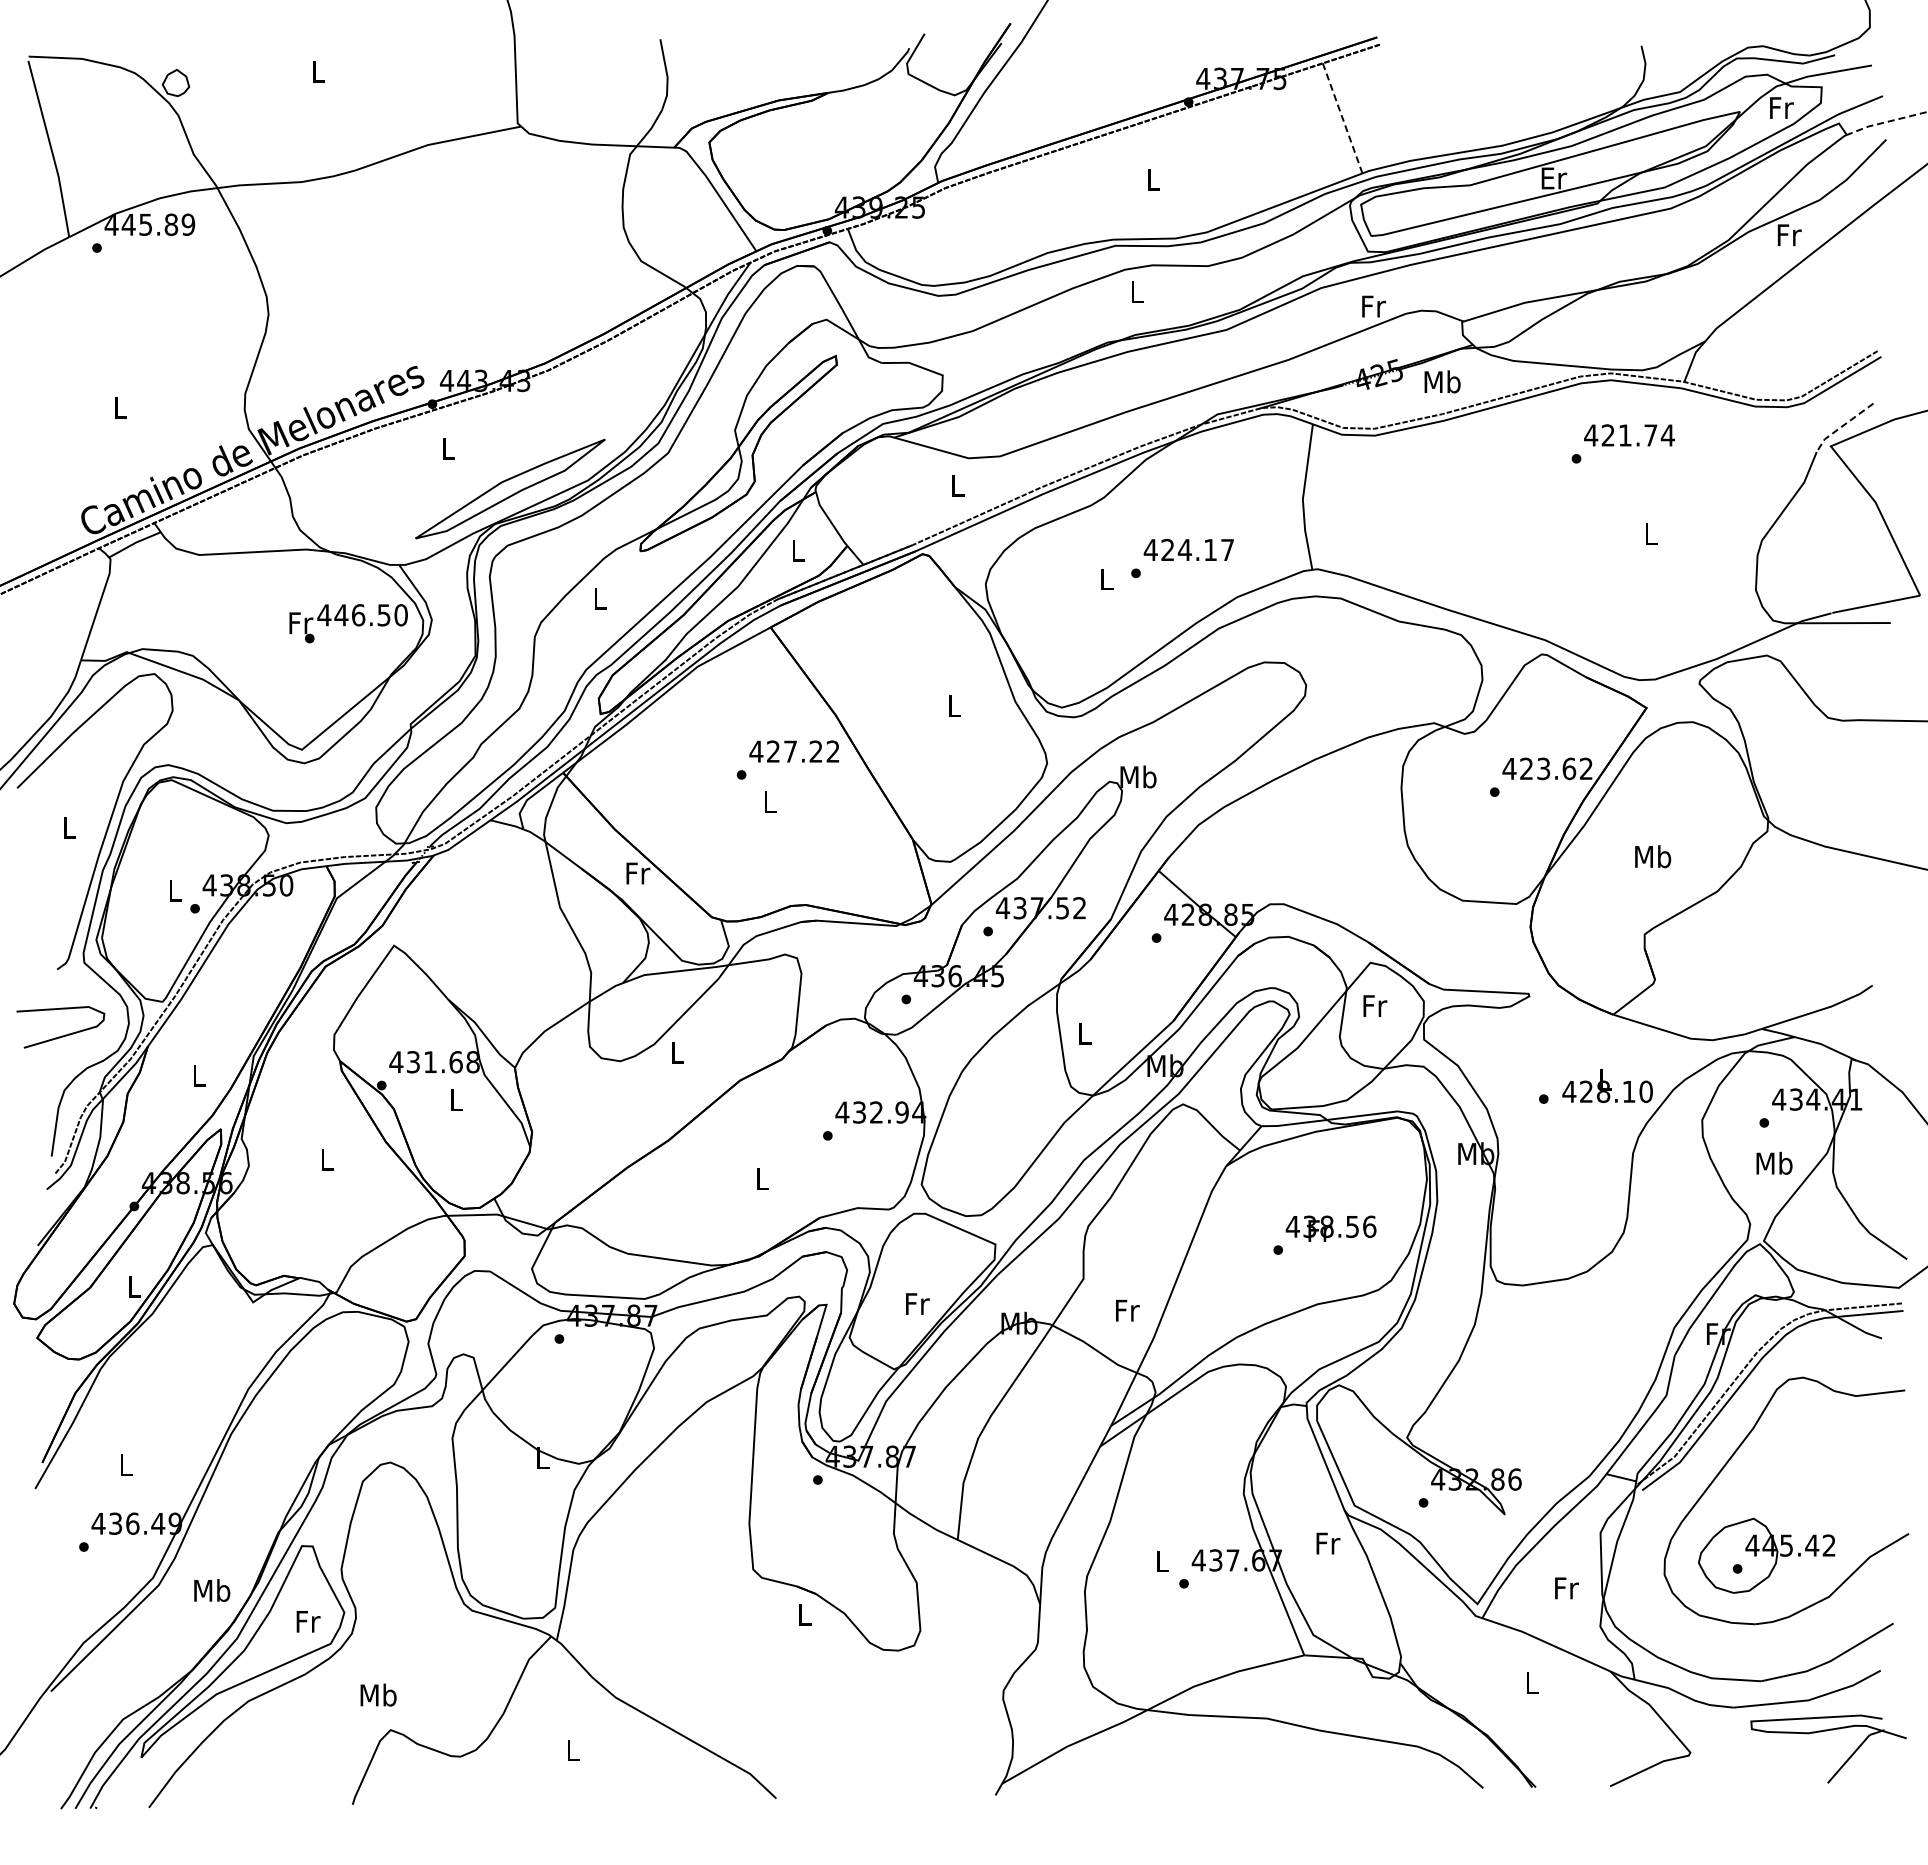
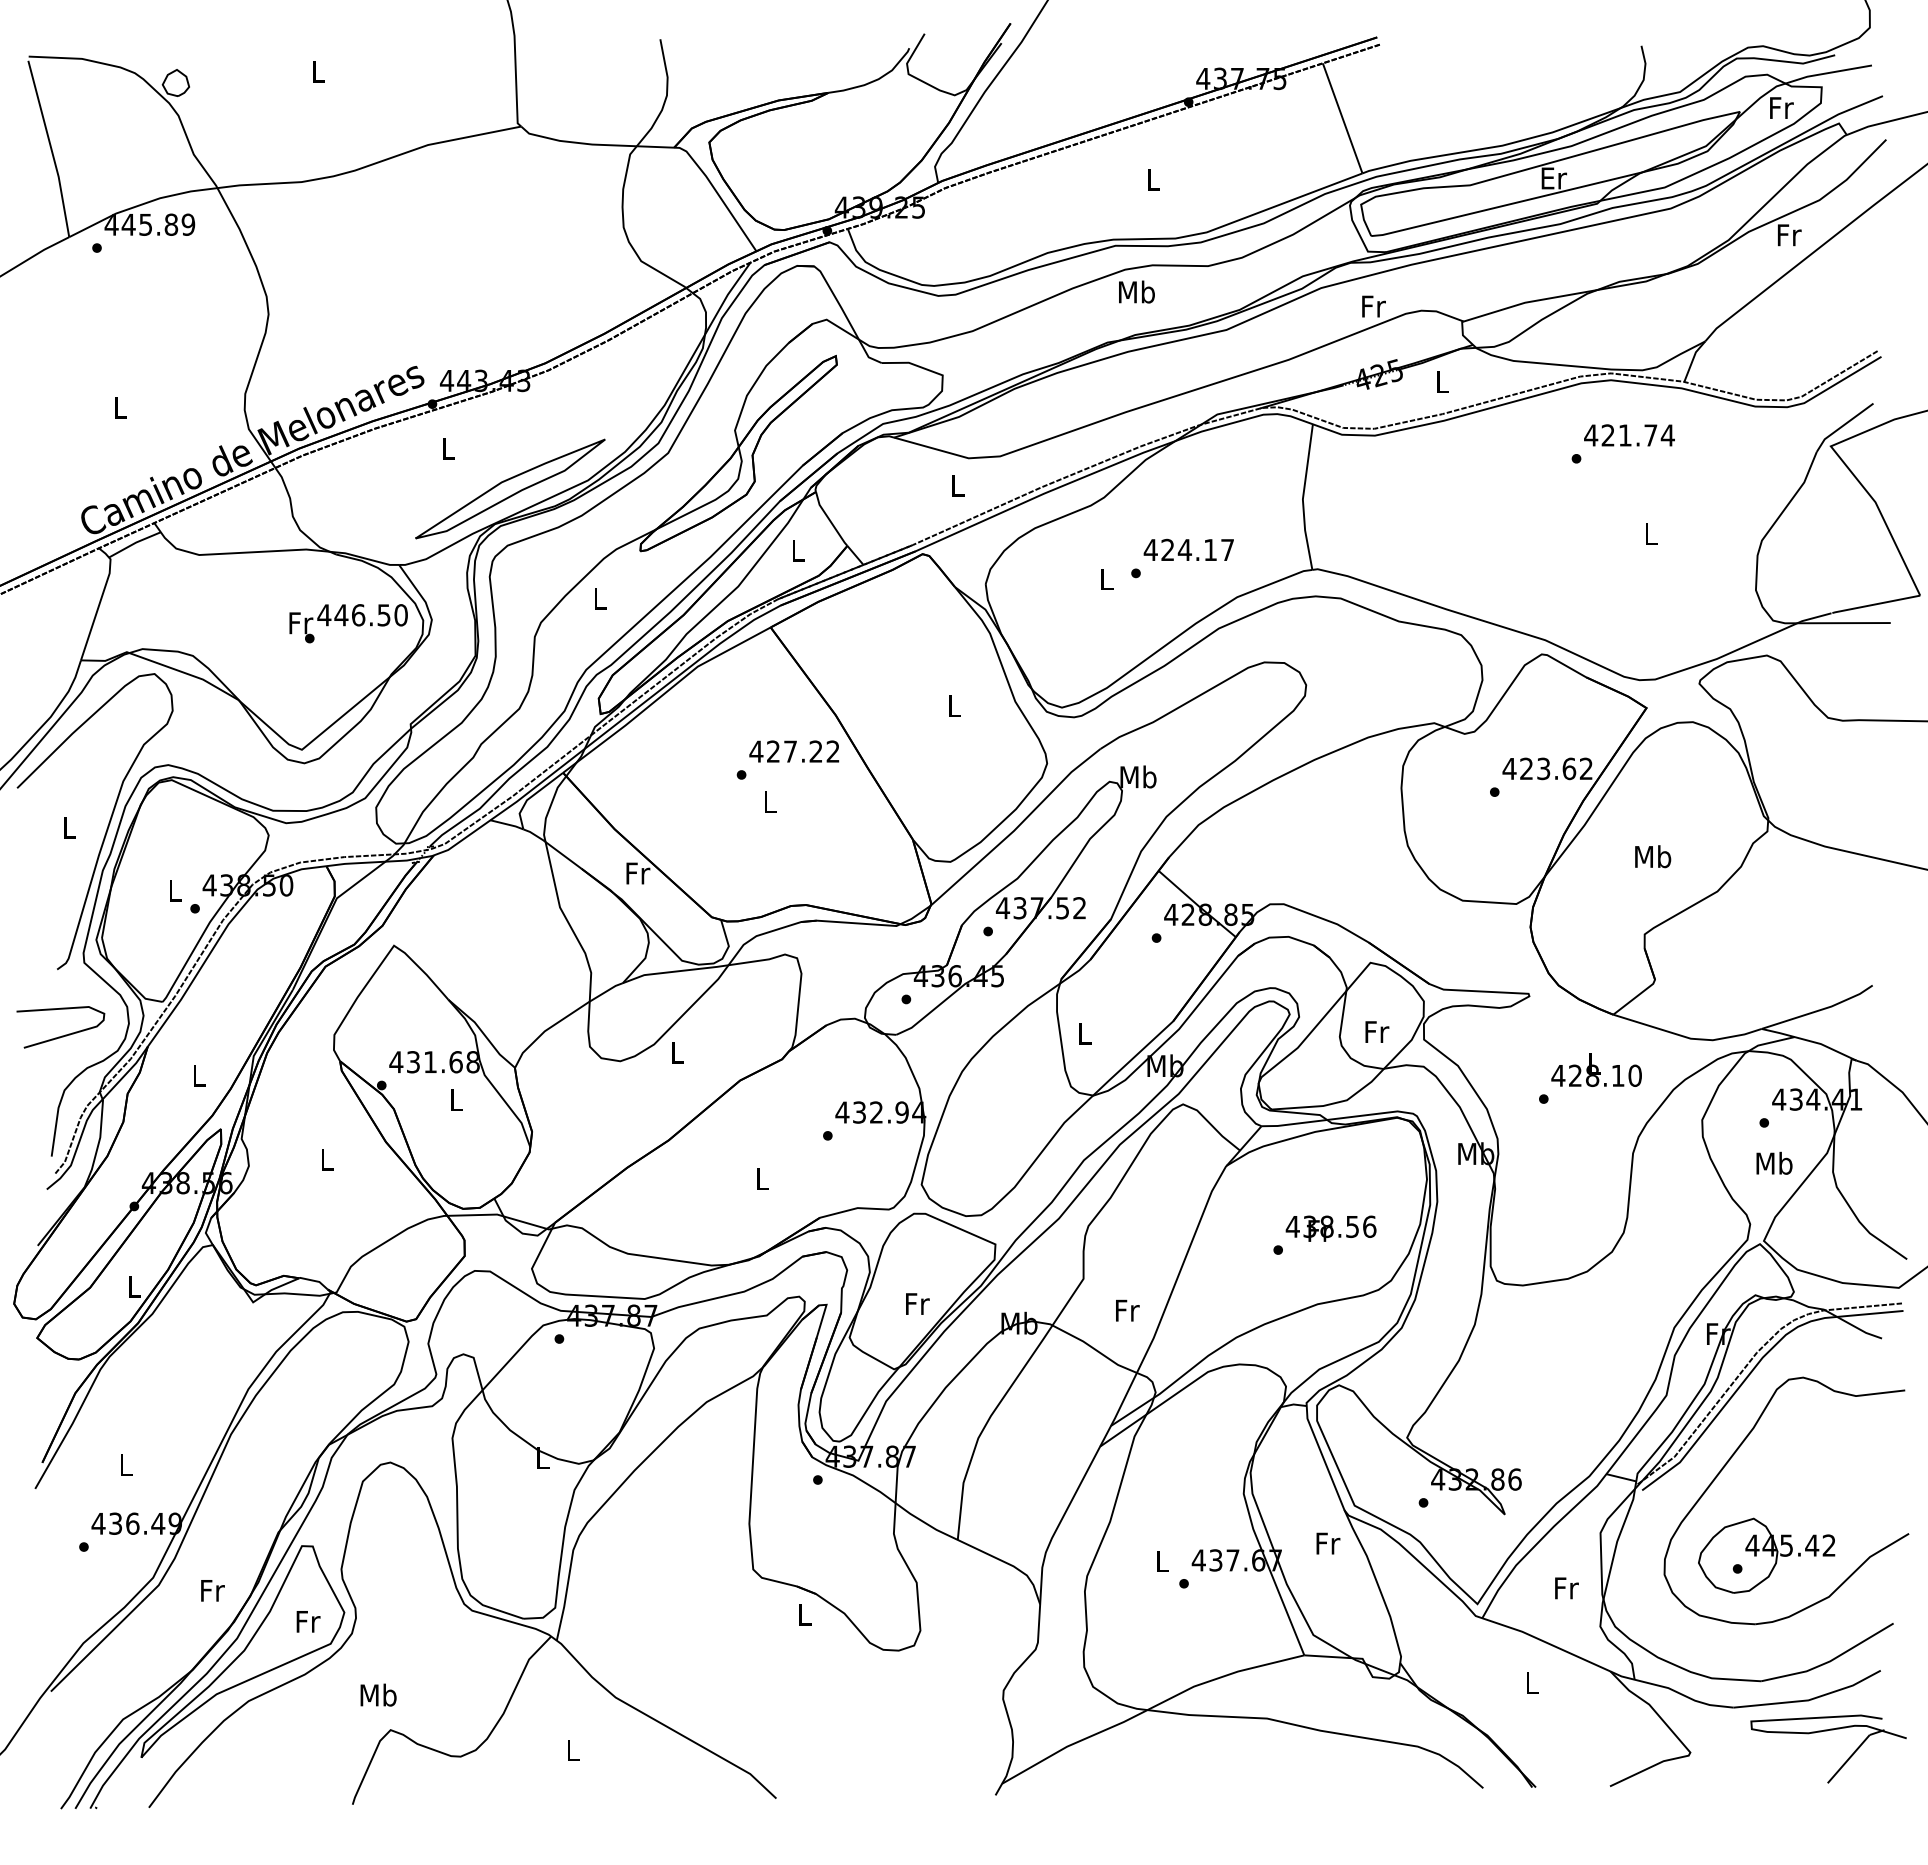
line: dashed -> solid (1342, 117)
line: dashed -> solid (1886, 122)
text: L -> Mb (1136, 291)
text: Mb -> L (1442, 381)
line: dashed -> solid (1842, 426)
text position: (1375, 1005) -> (1377, 1031) (1377, 1031)
text position: (1607, 1085) -> (1596, 1069) (1596, 1069)
text: Mb -> Fr (212, 1590)
